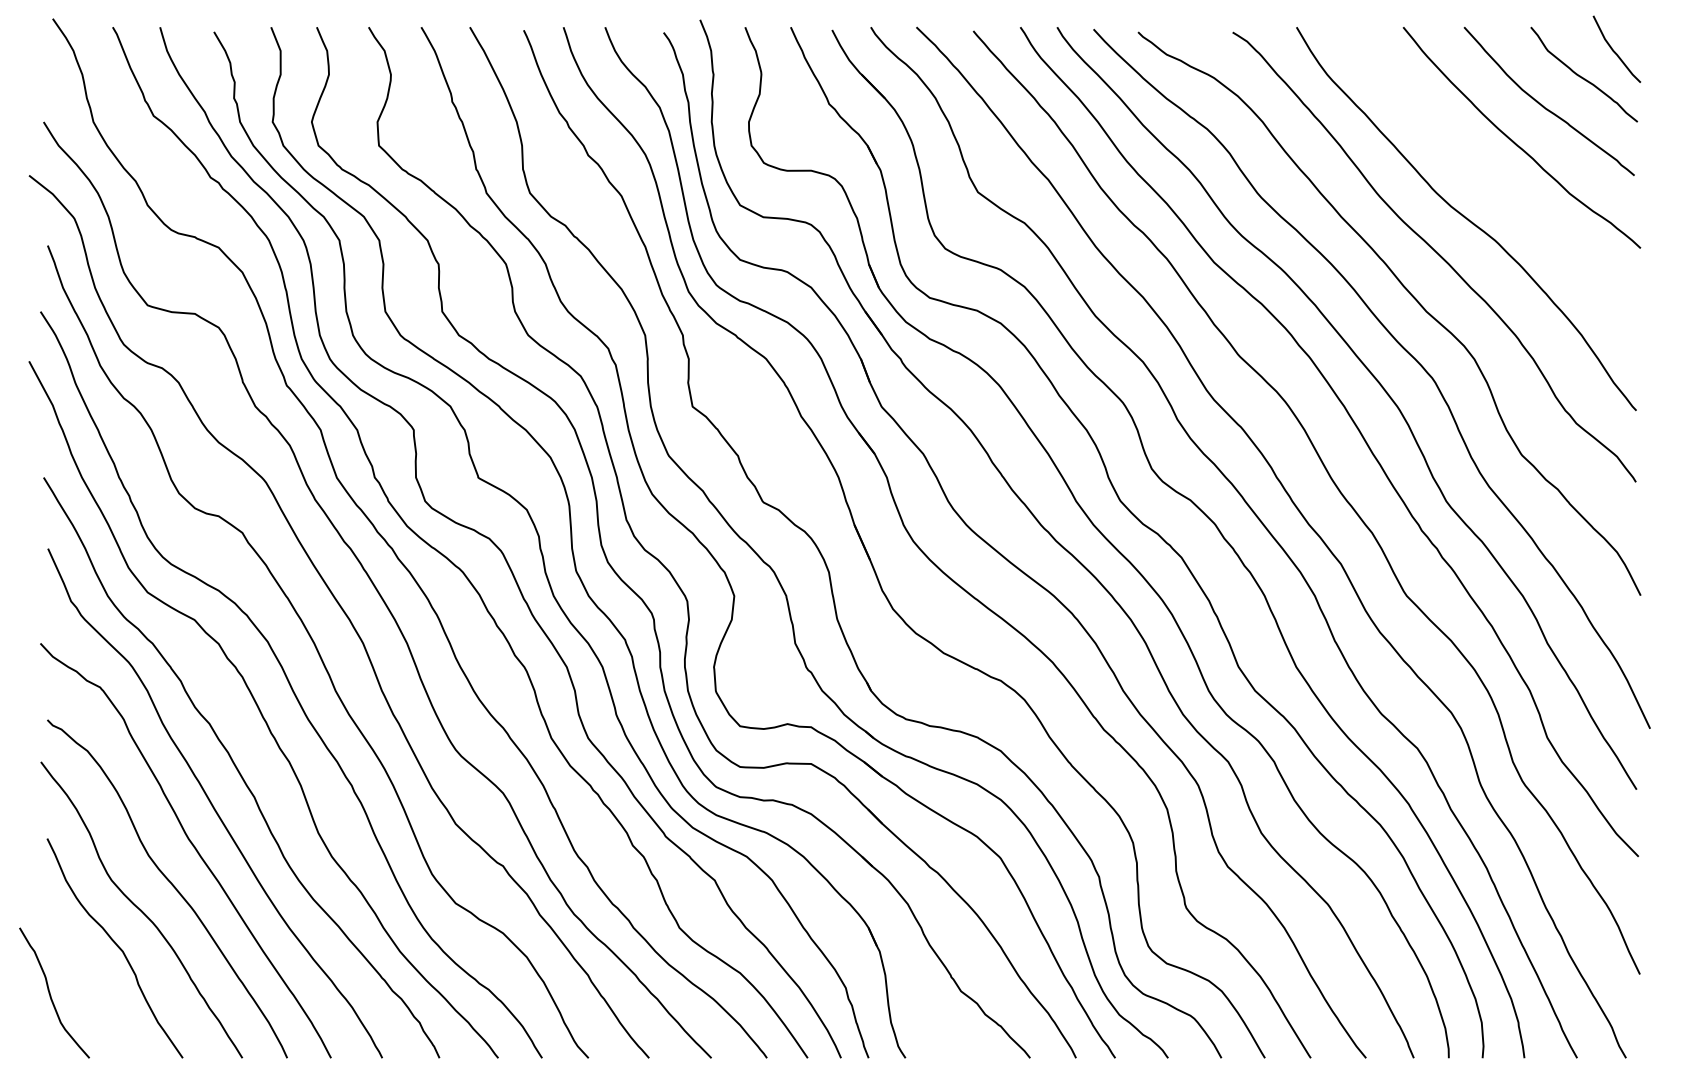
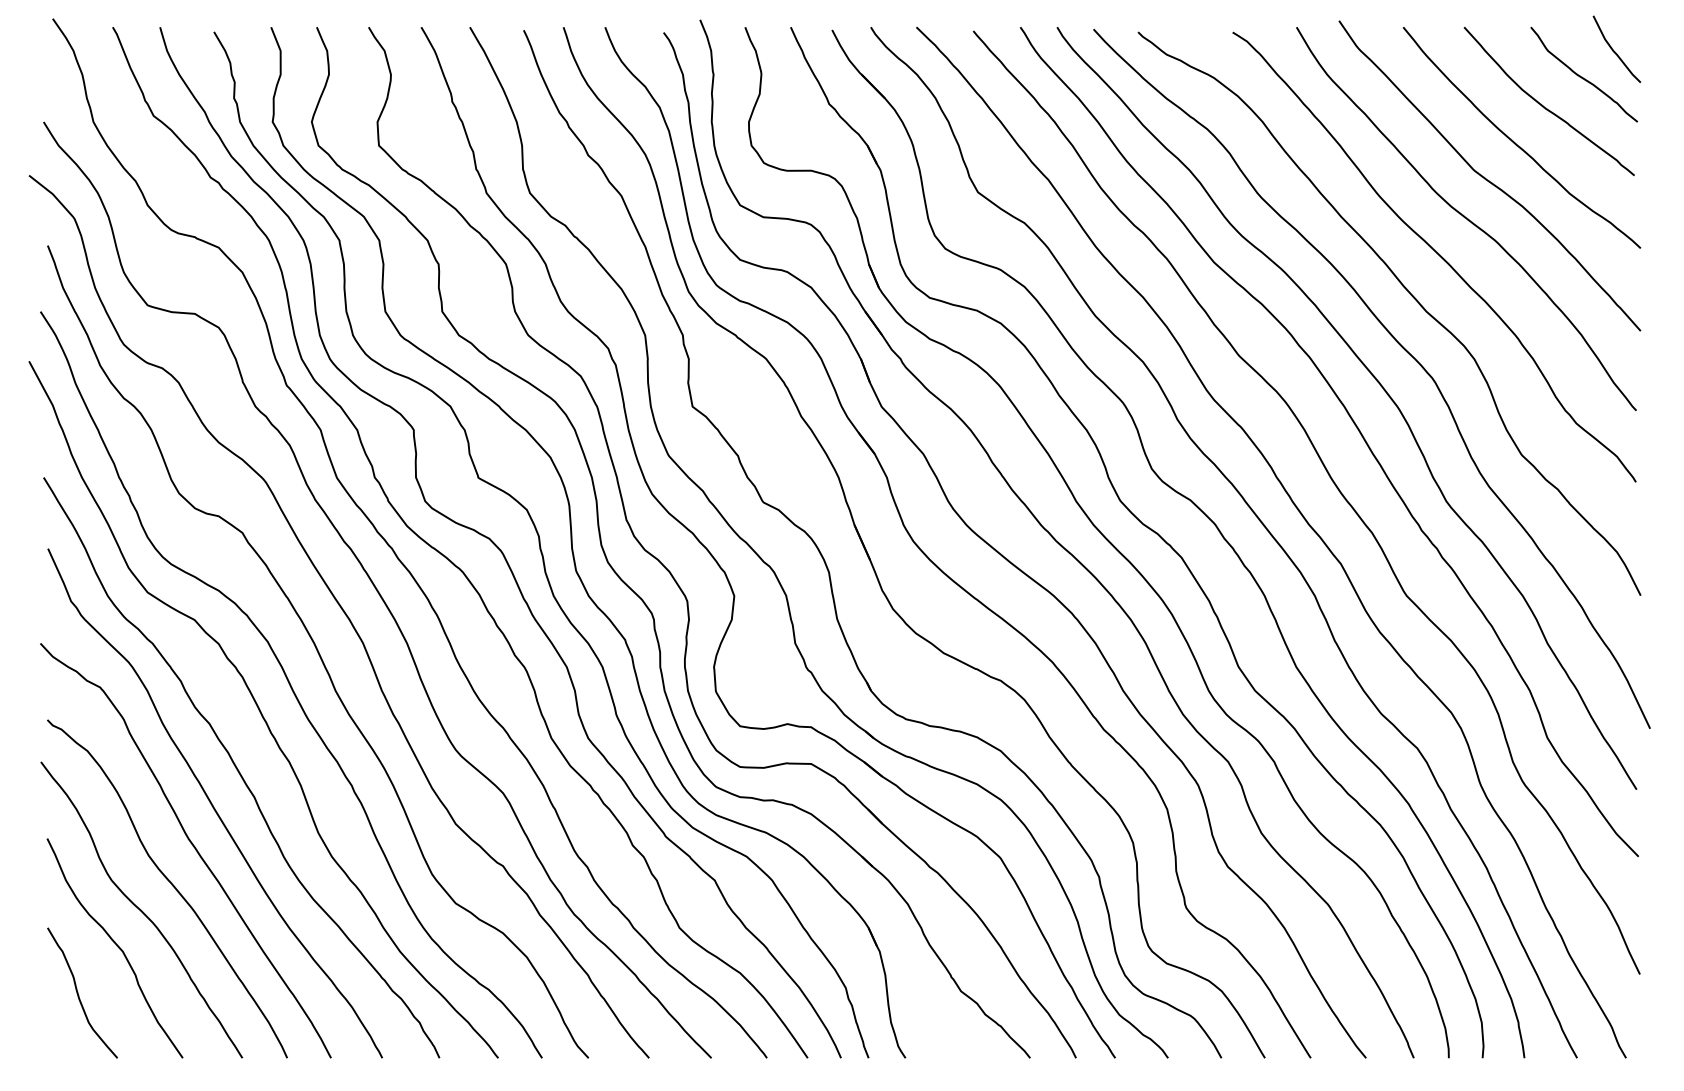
curve: none -> present (1488, 179)
curve position: (50, 992) -> (78, 992) (78, 992)
